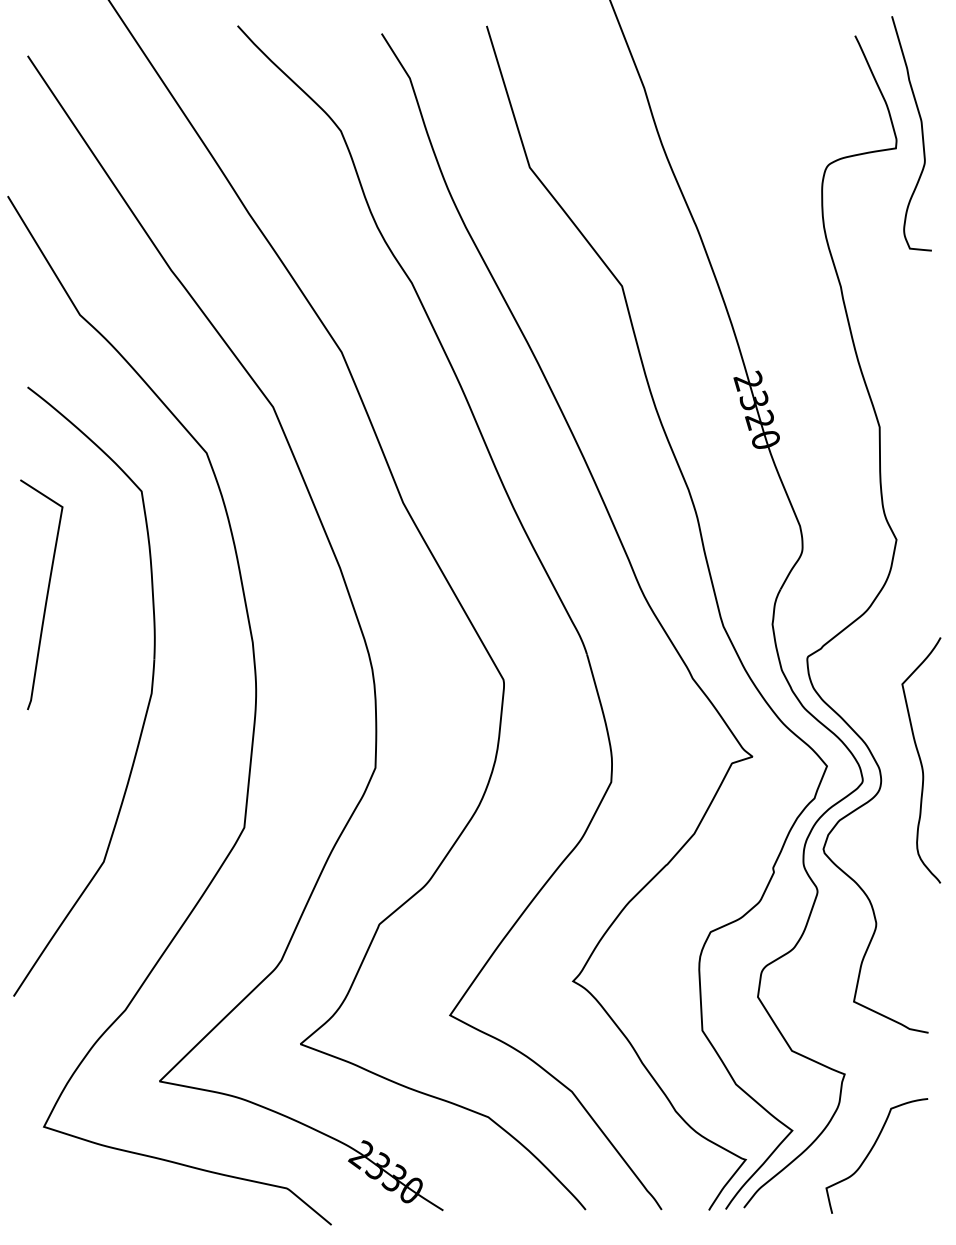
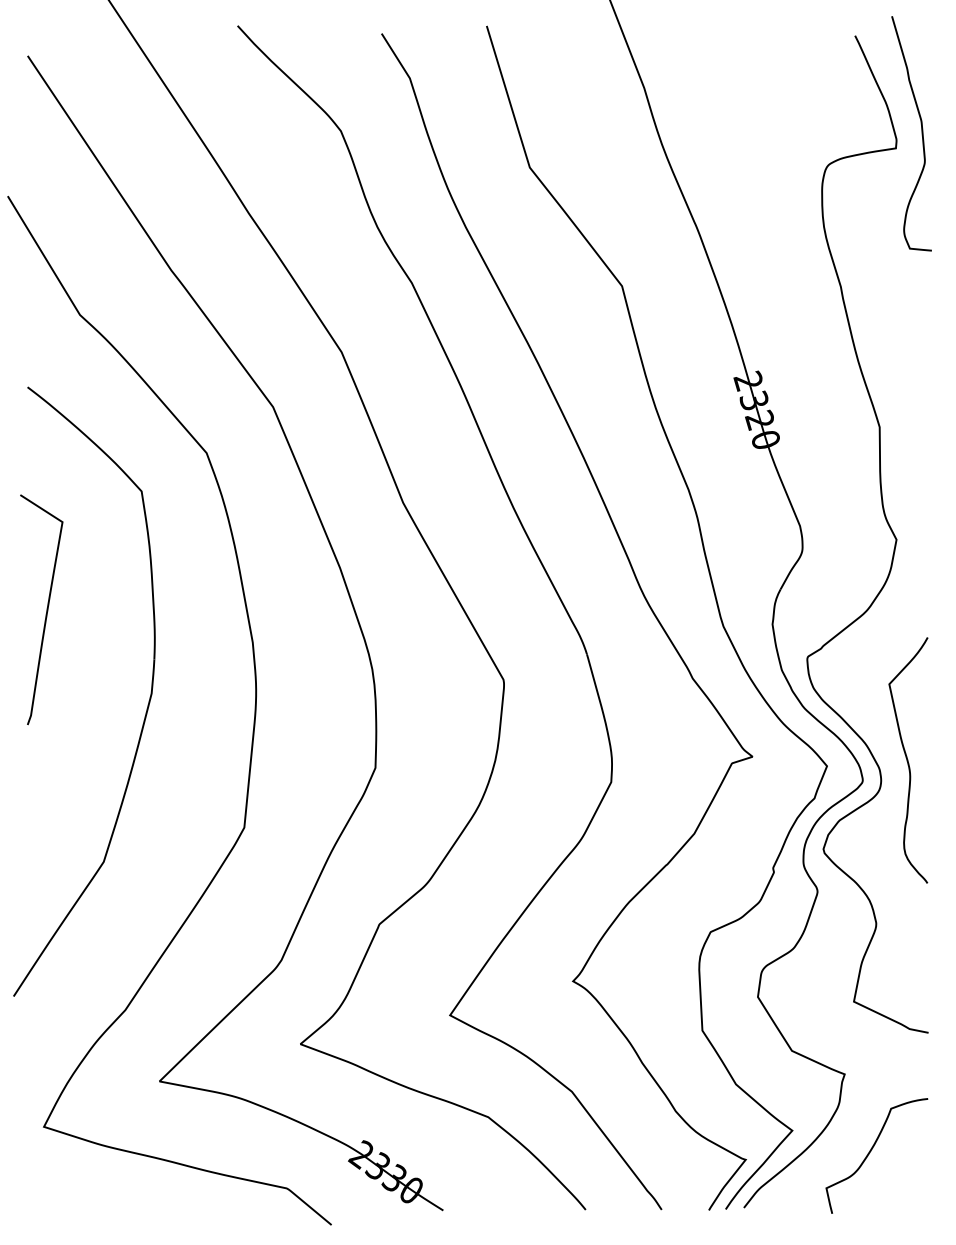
curve position: (46, 594) -> (46, 609) (46, 609)
curve position: (921, 760) -> (908, 760) (908, 760)
